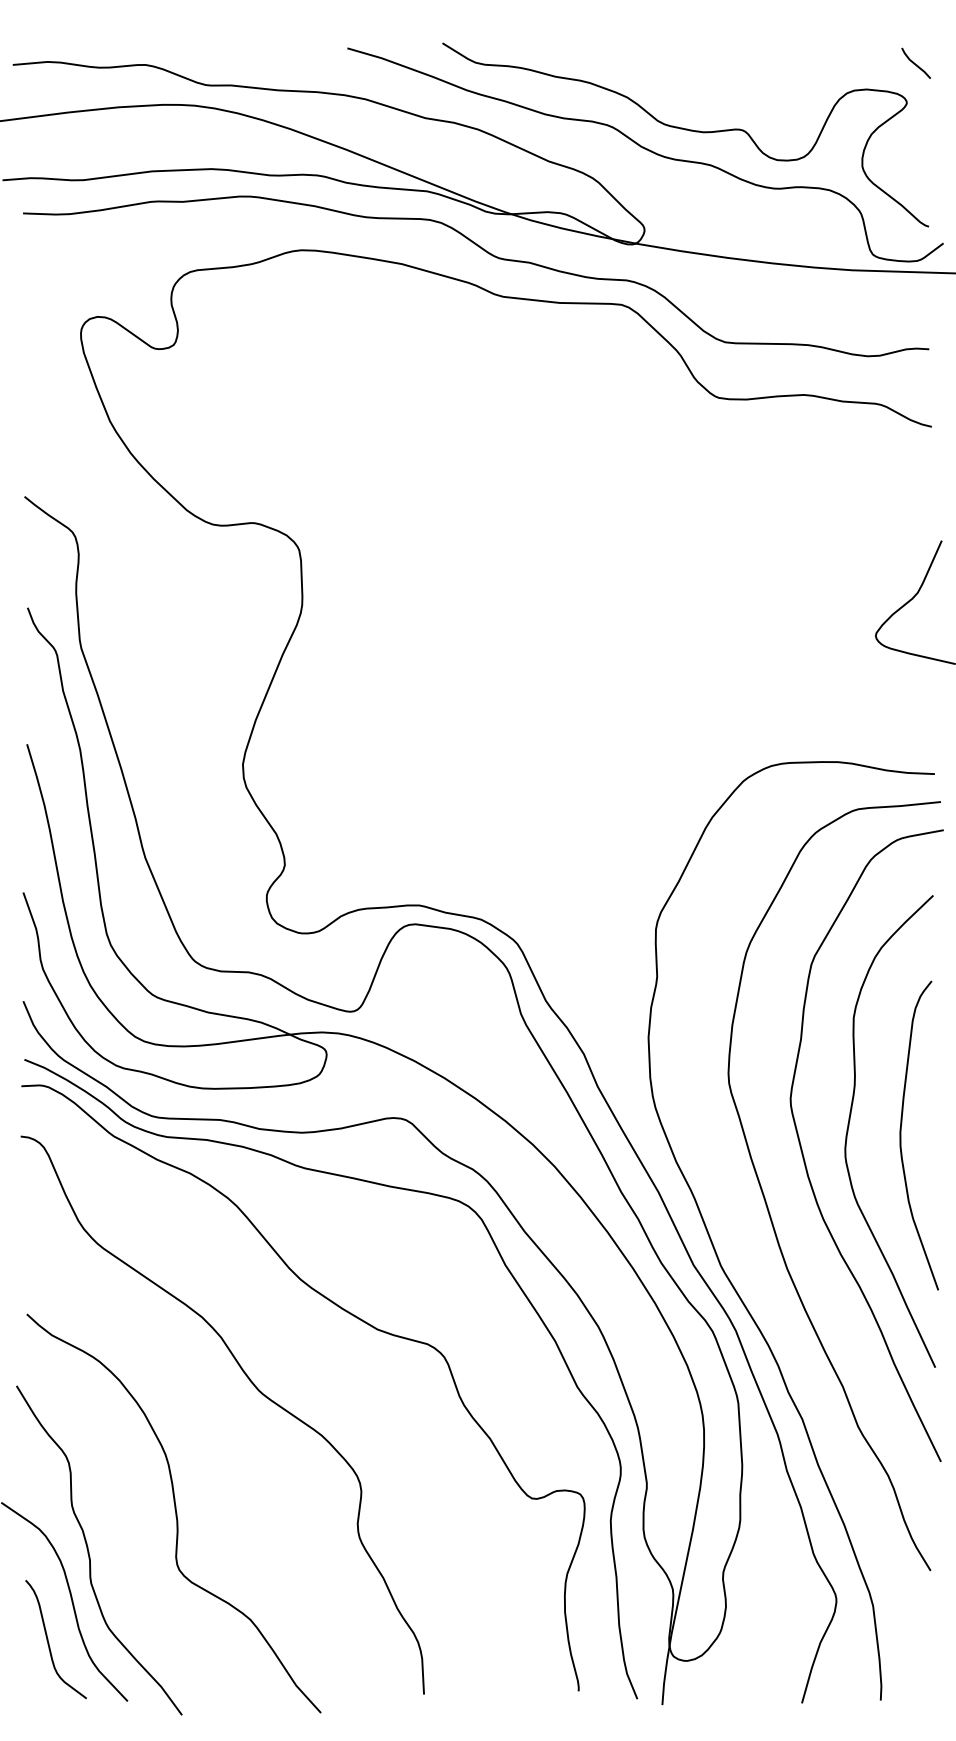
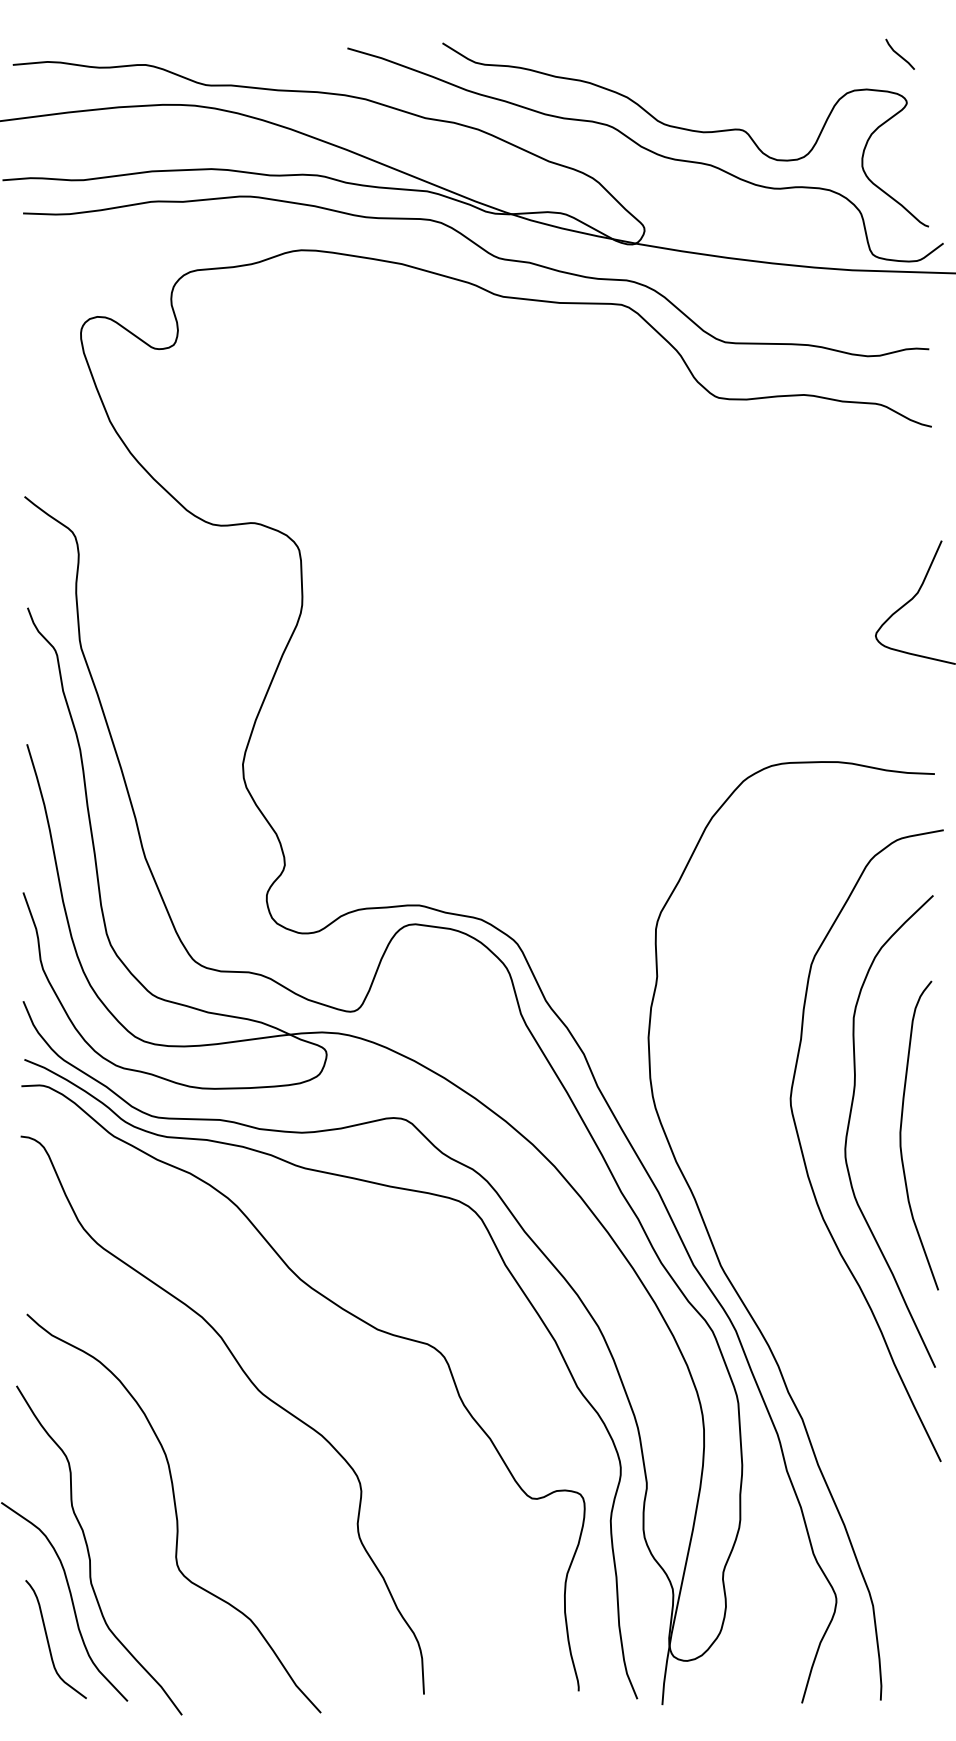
line position: (914, 62) -> (898, 53) (898, 53)
curve: present -> none (767, 1203)
